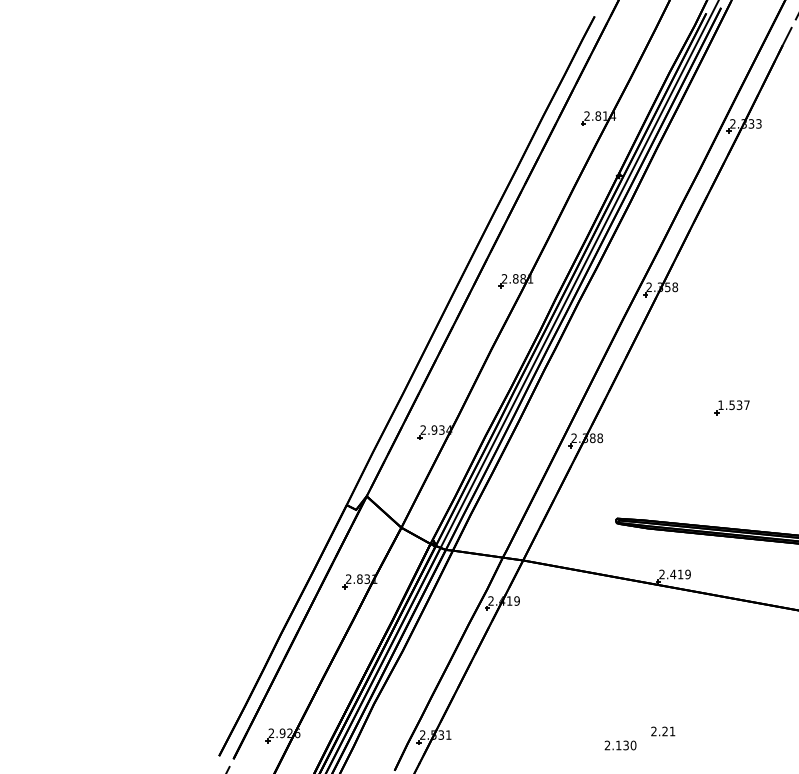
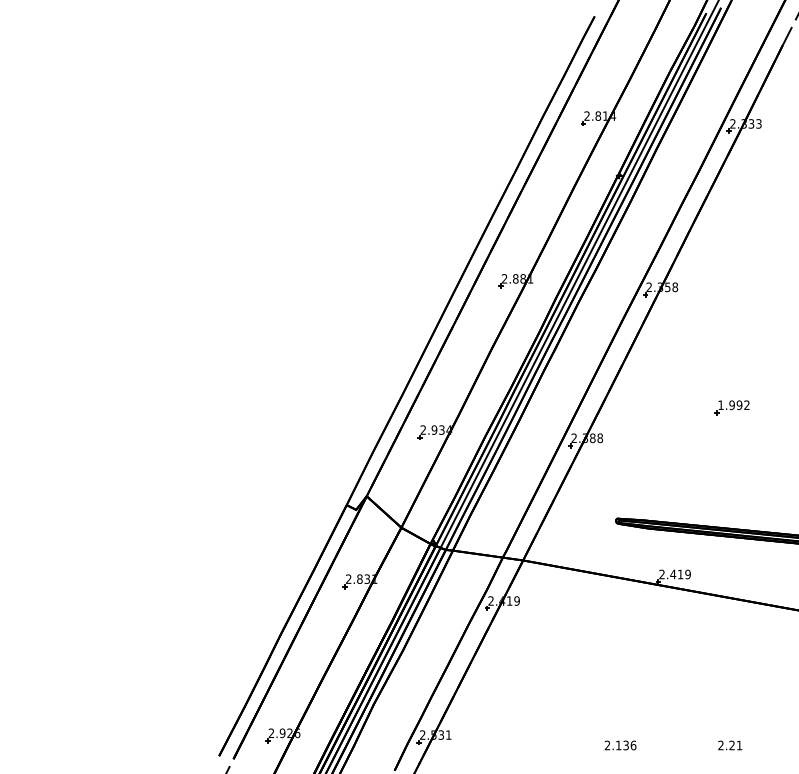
text: 1.537 -> 1.992 (739, 404)
text position: (663, 731) -> (730, 745) (730, 745)
text: 2.130 -> 2.136 (633, 744)
